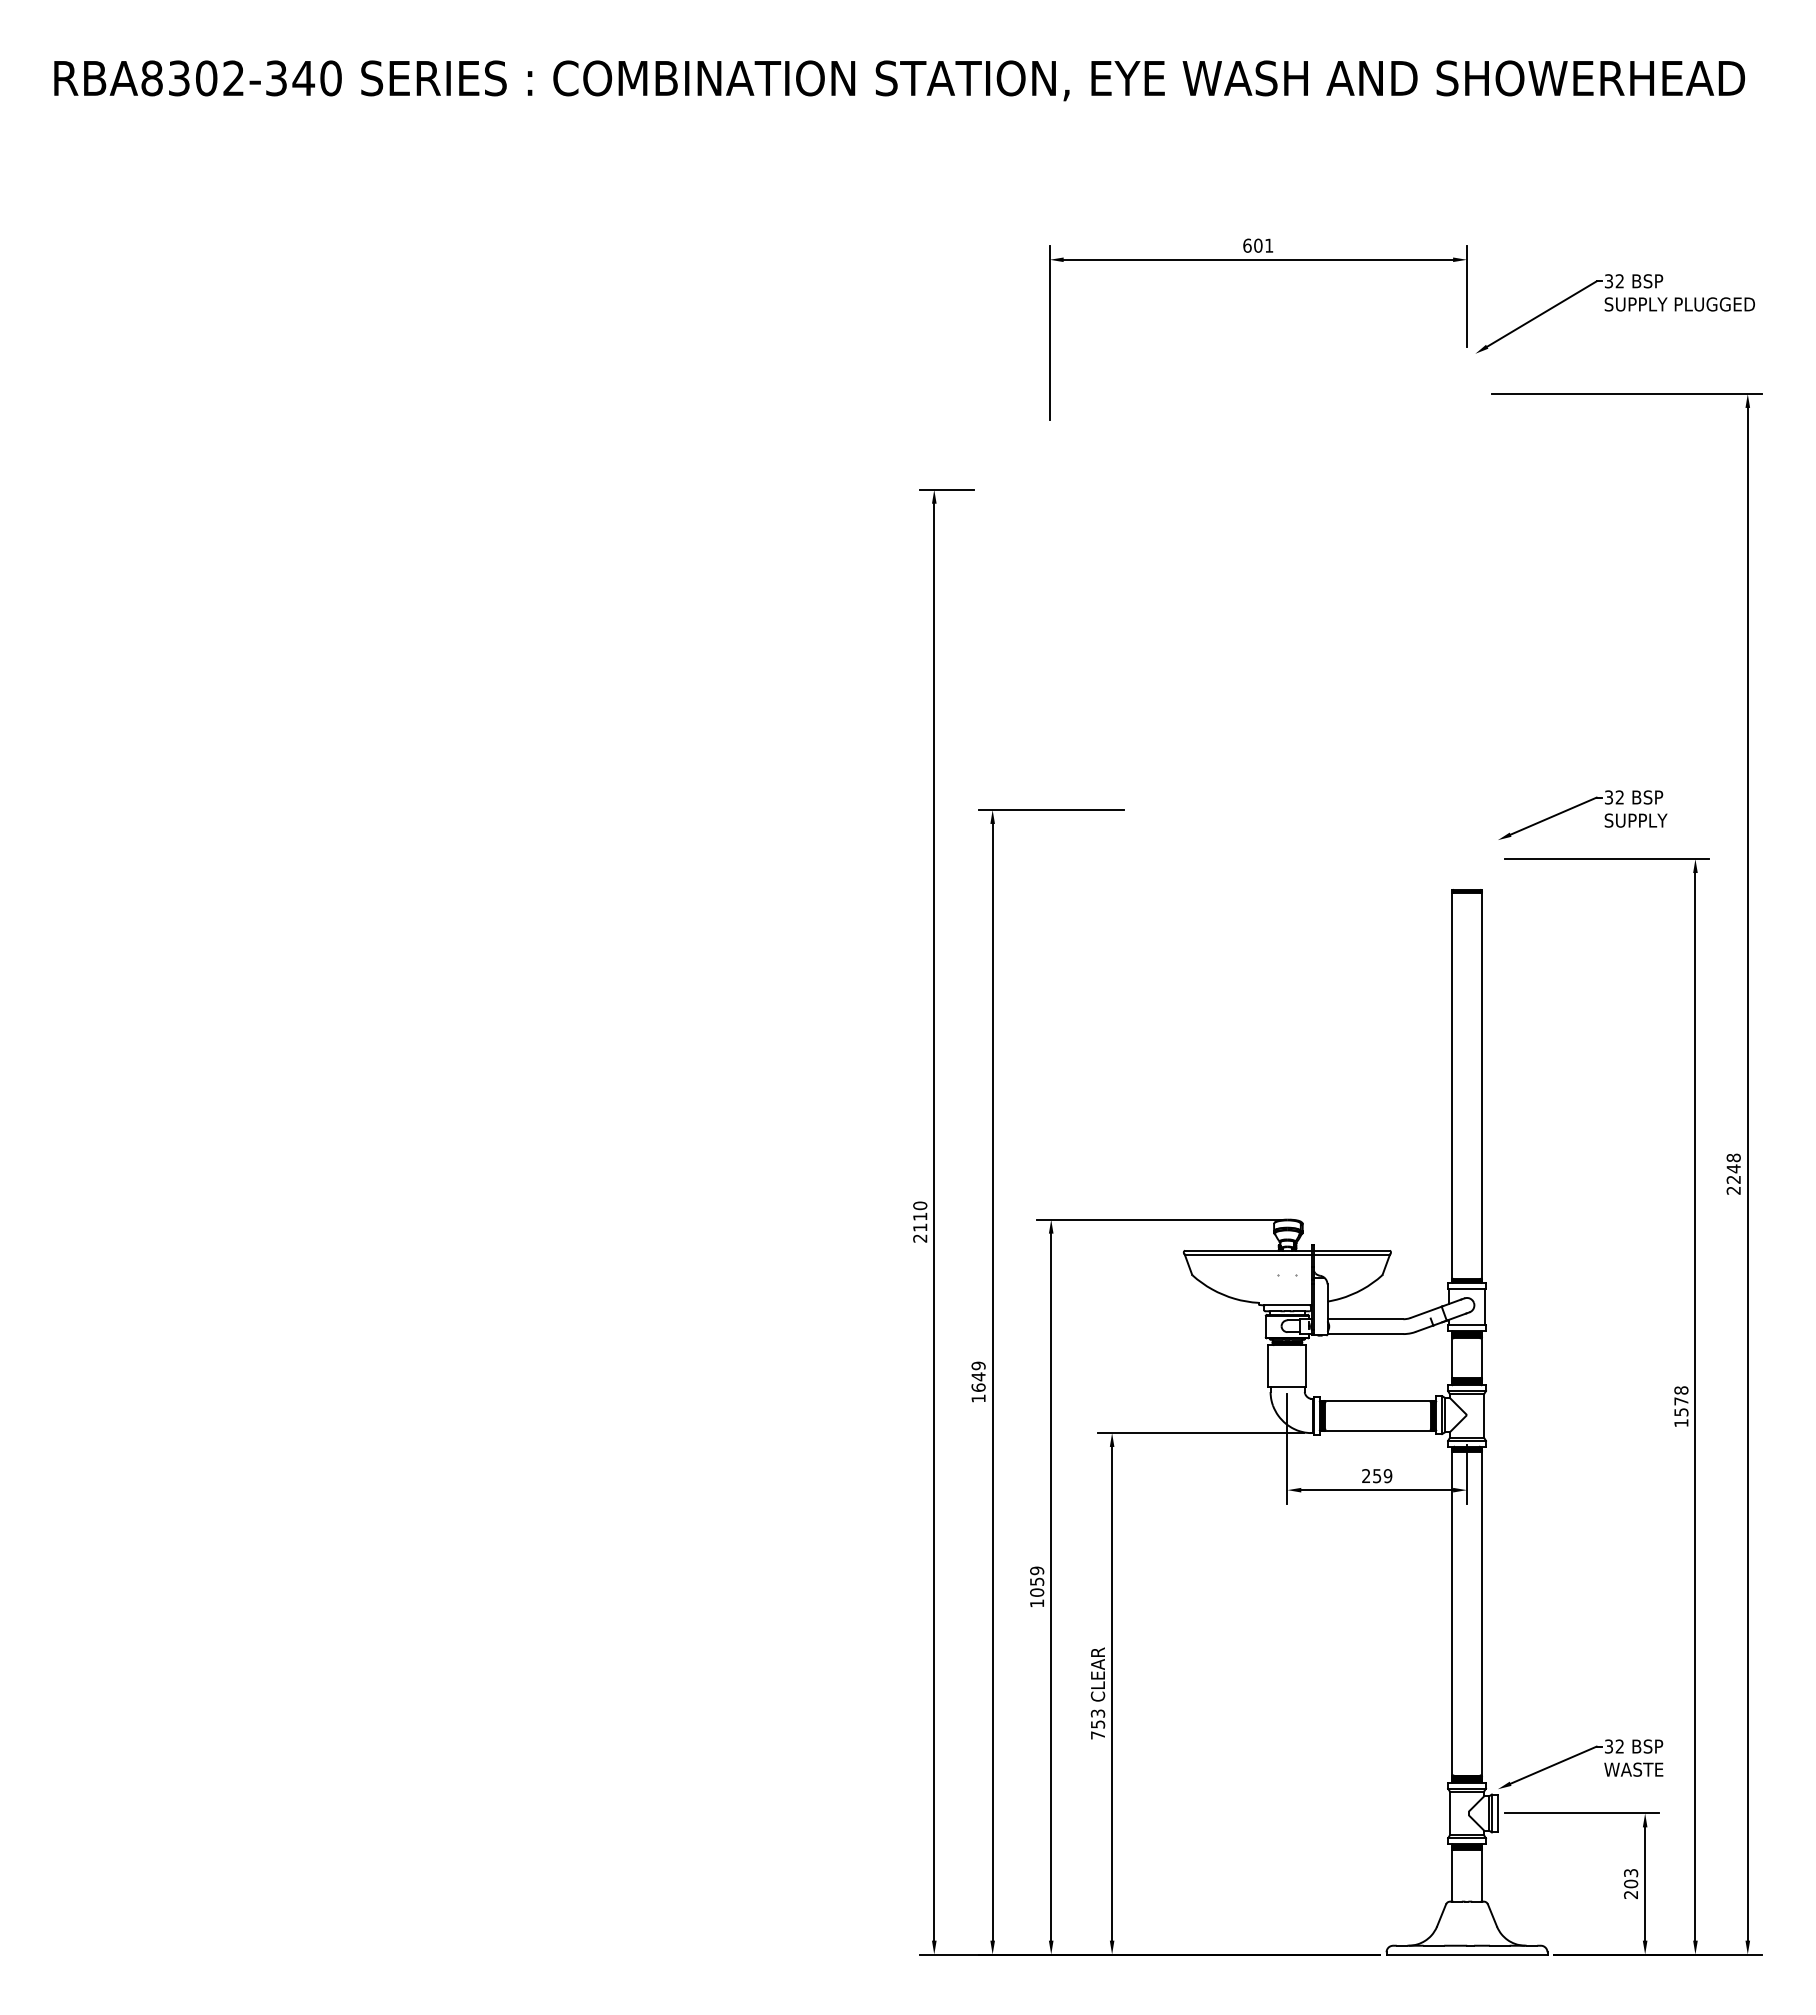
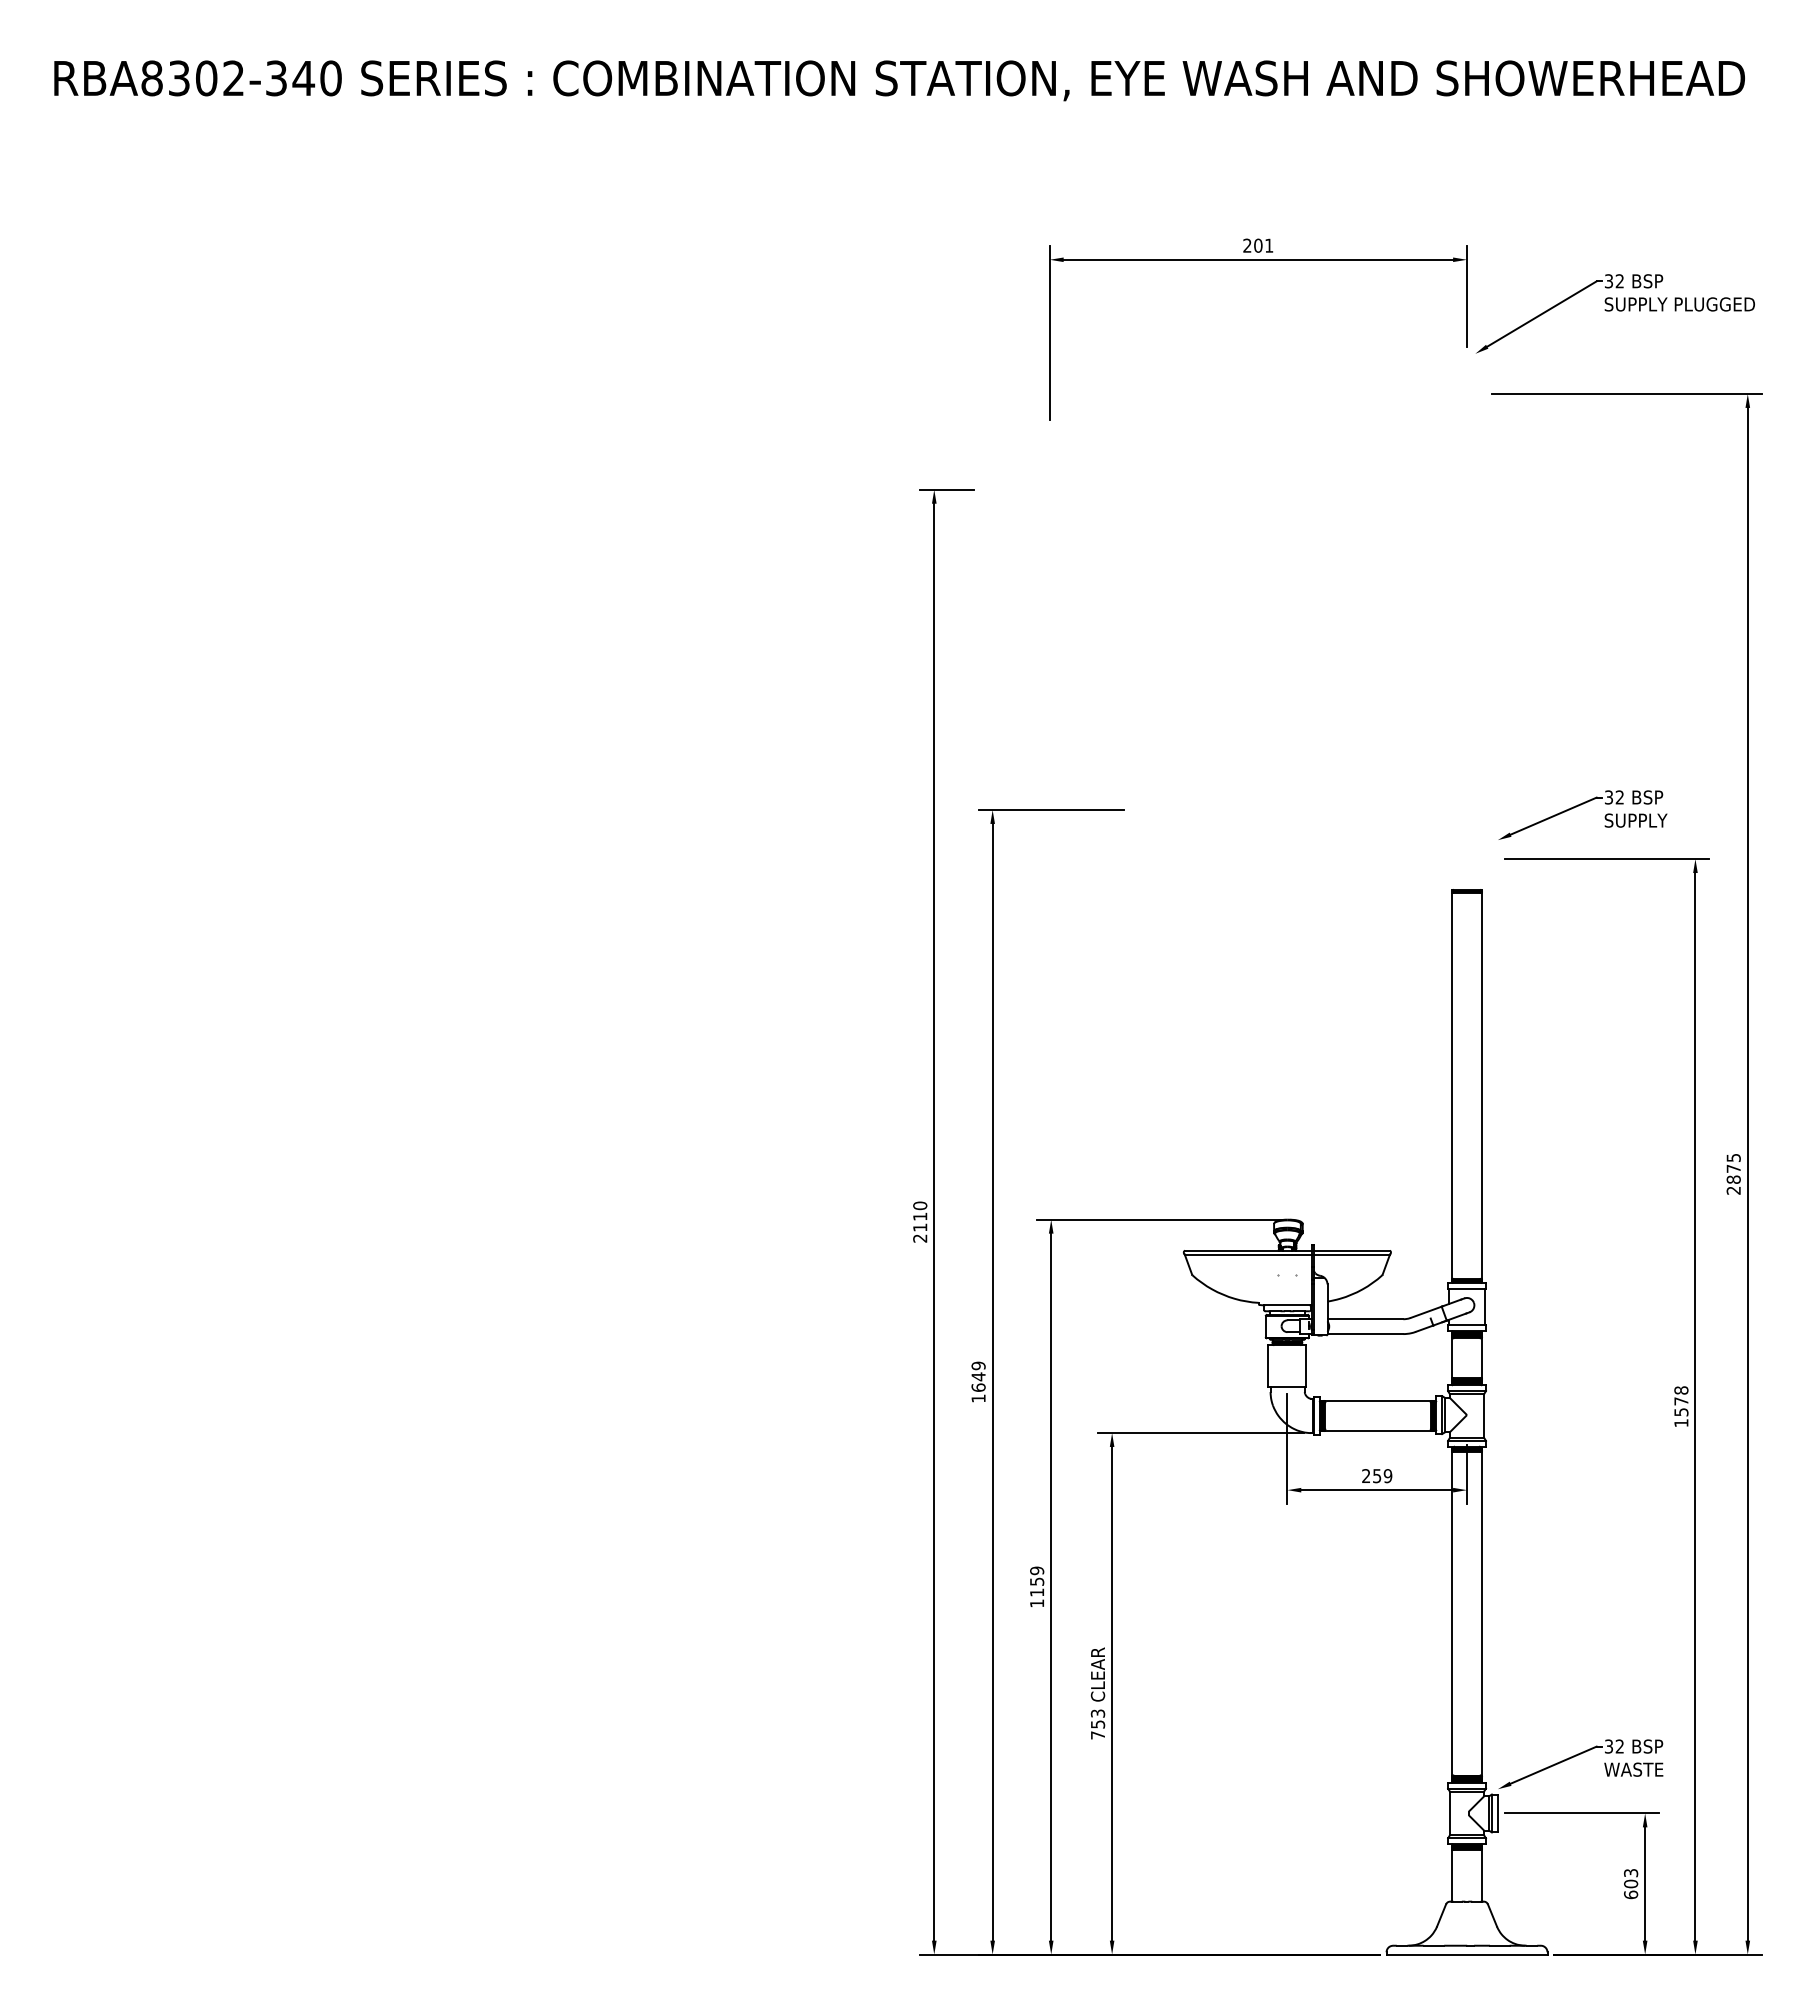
text: 601 -> 201 (1247, 245)
text: 2248 -> 2875 (1733, 1168)
text: 1059 -> 1159 (1037, 1592)
text: 203 -> 603 (1631, 1894)
